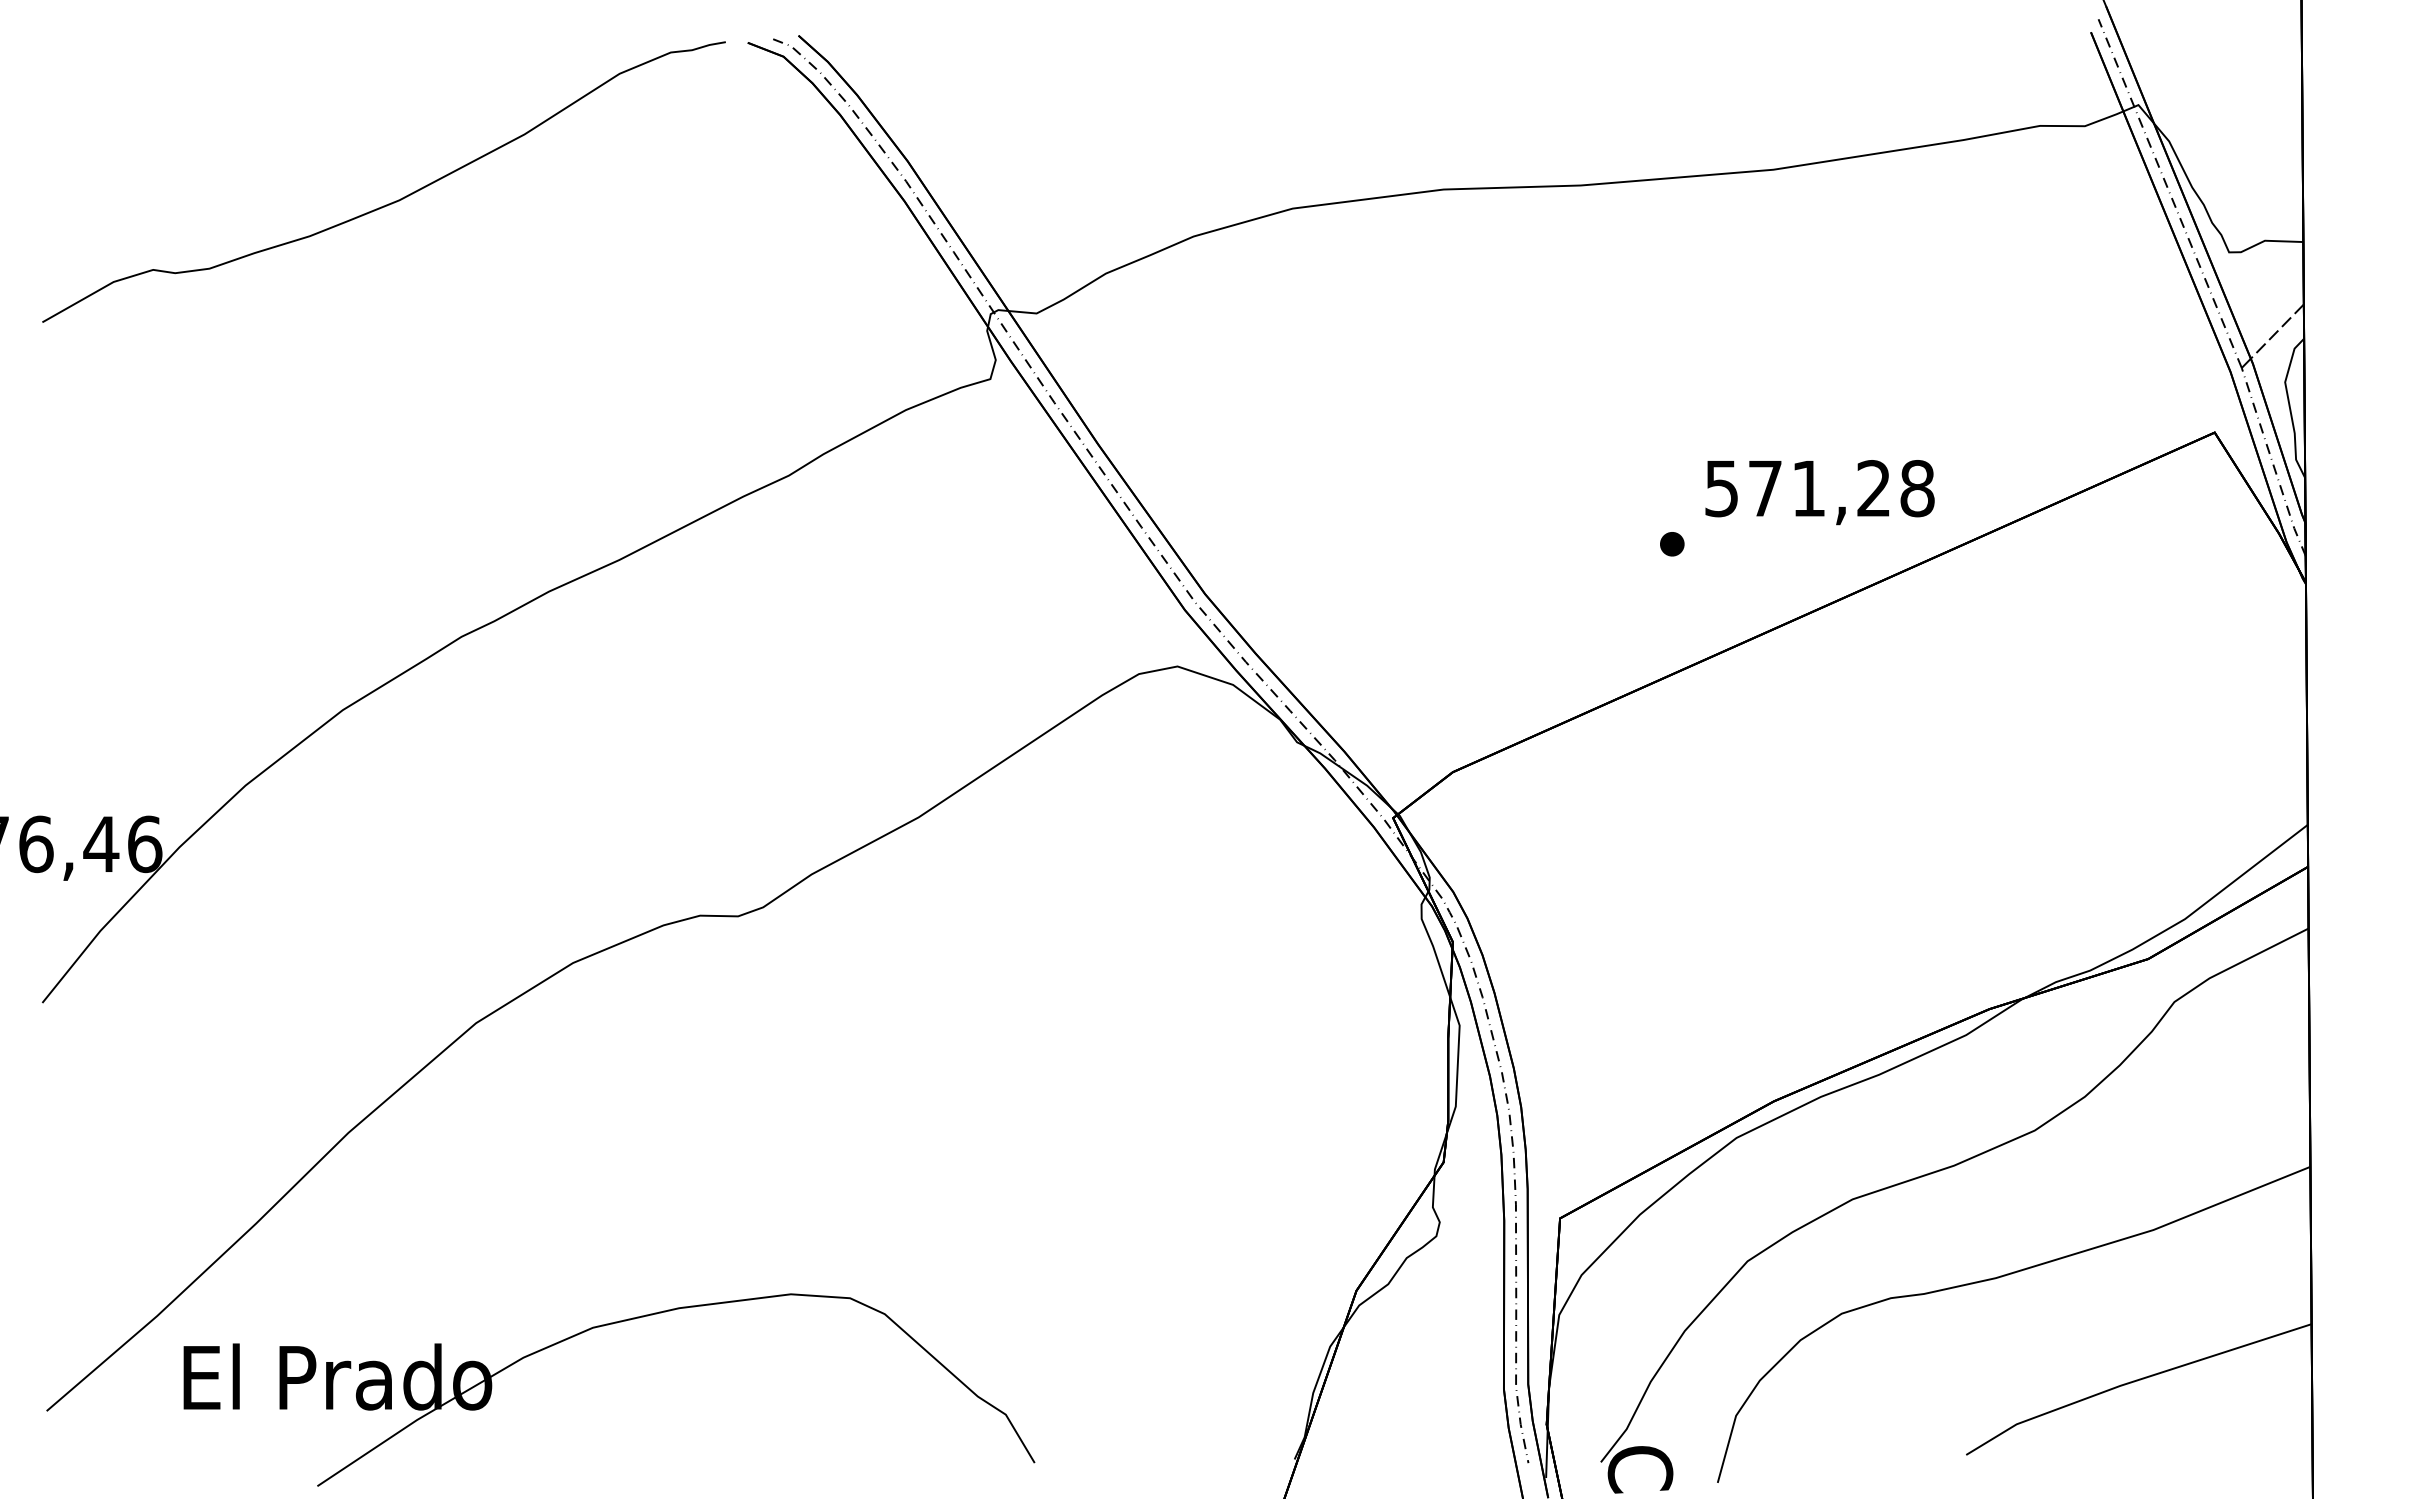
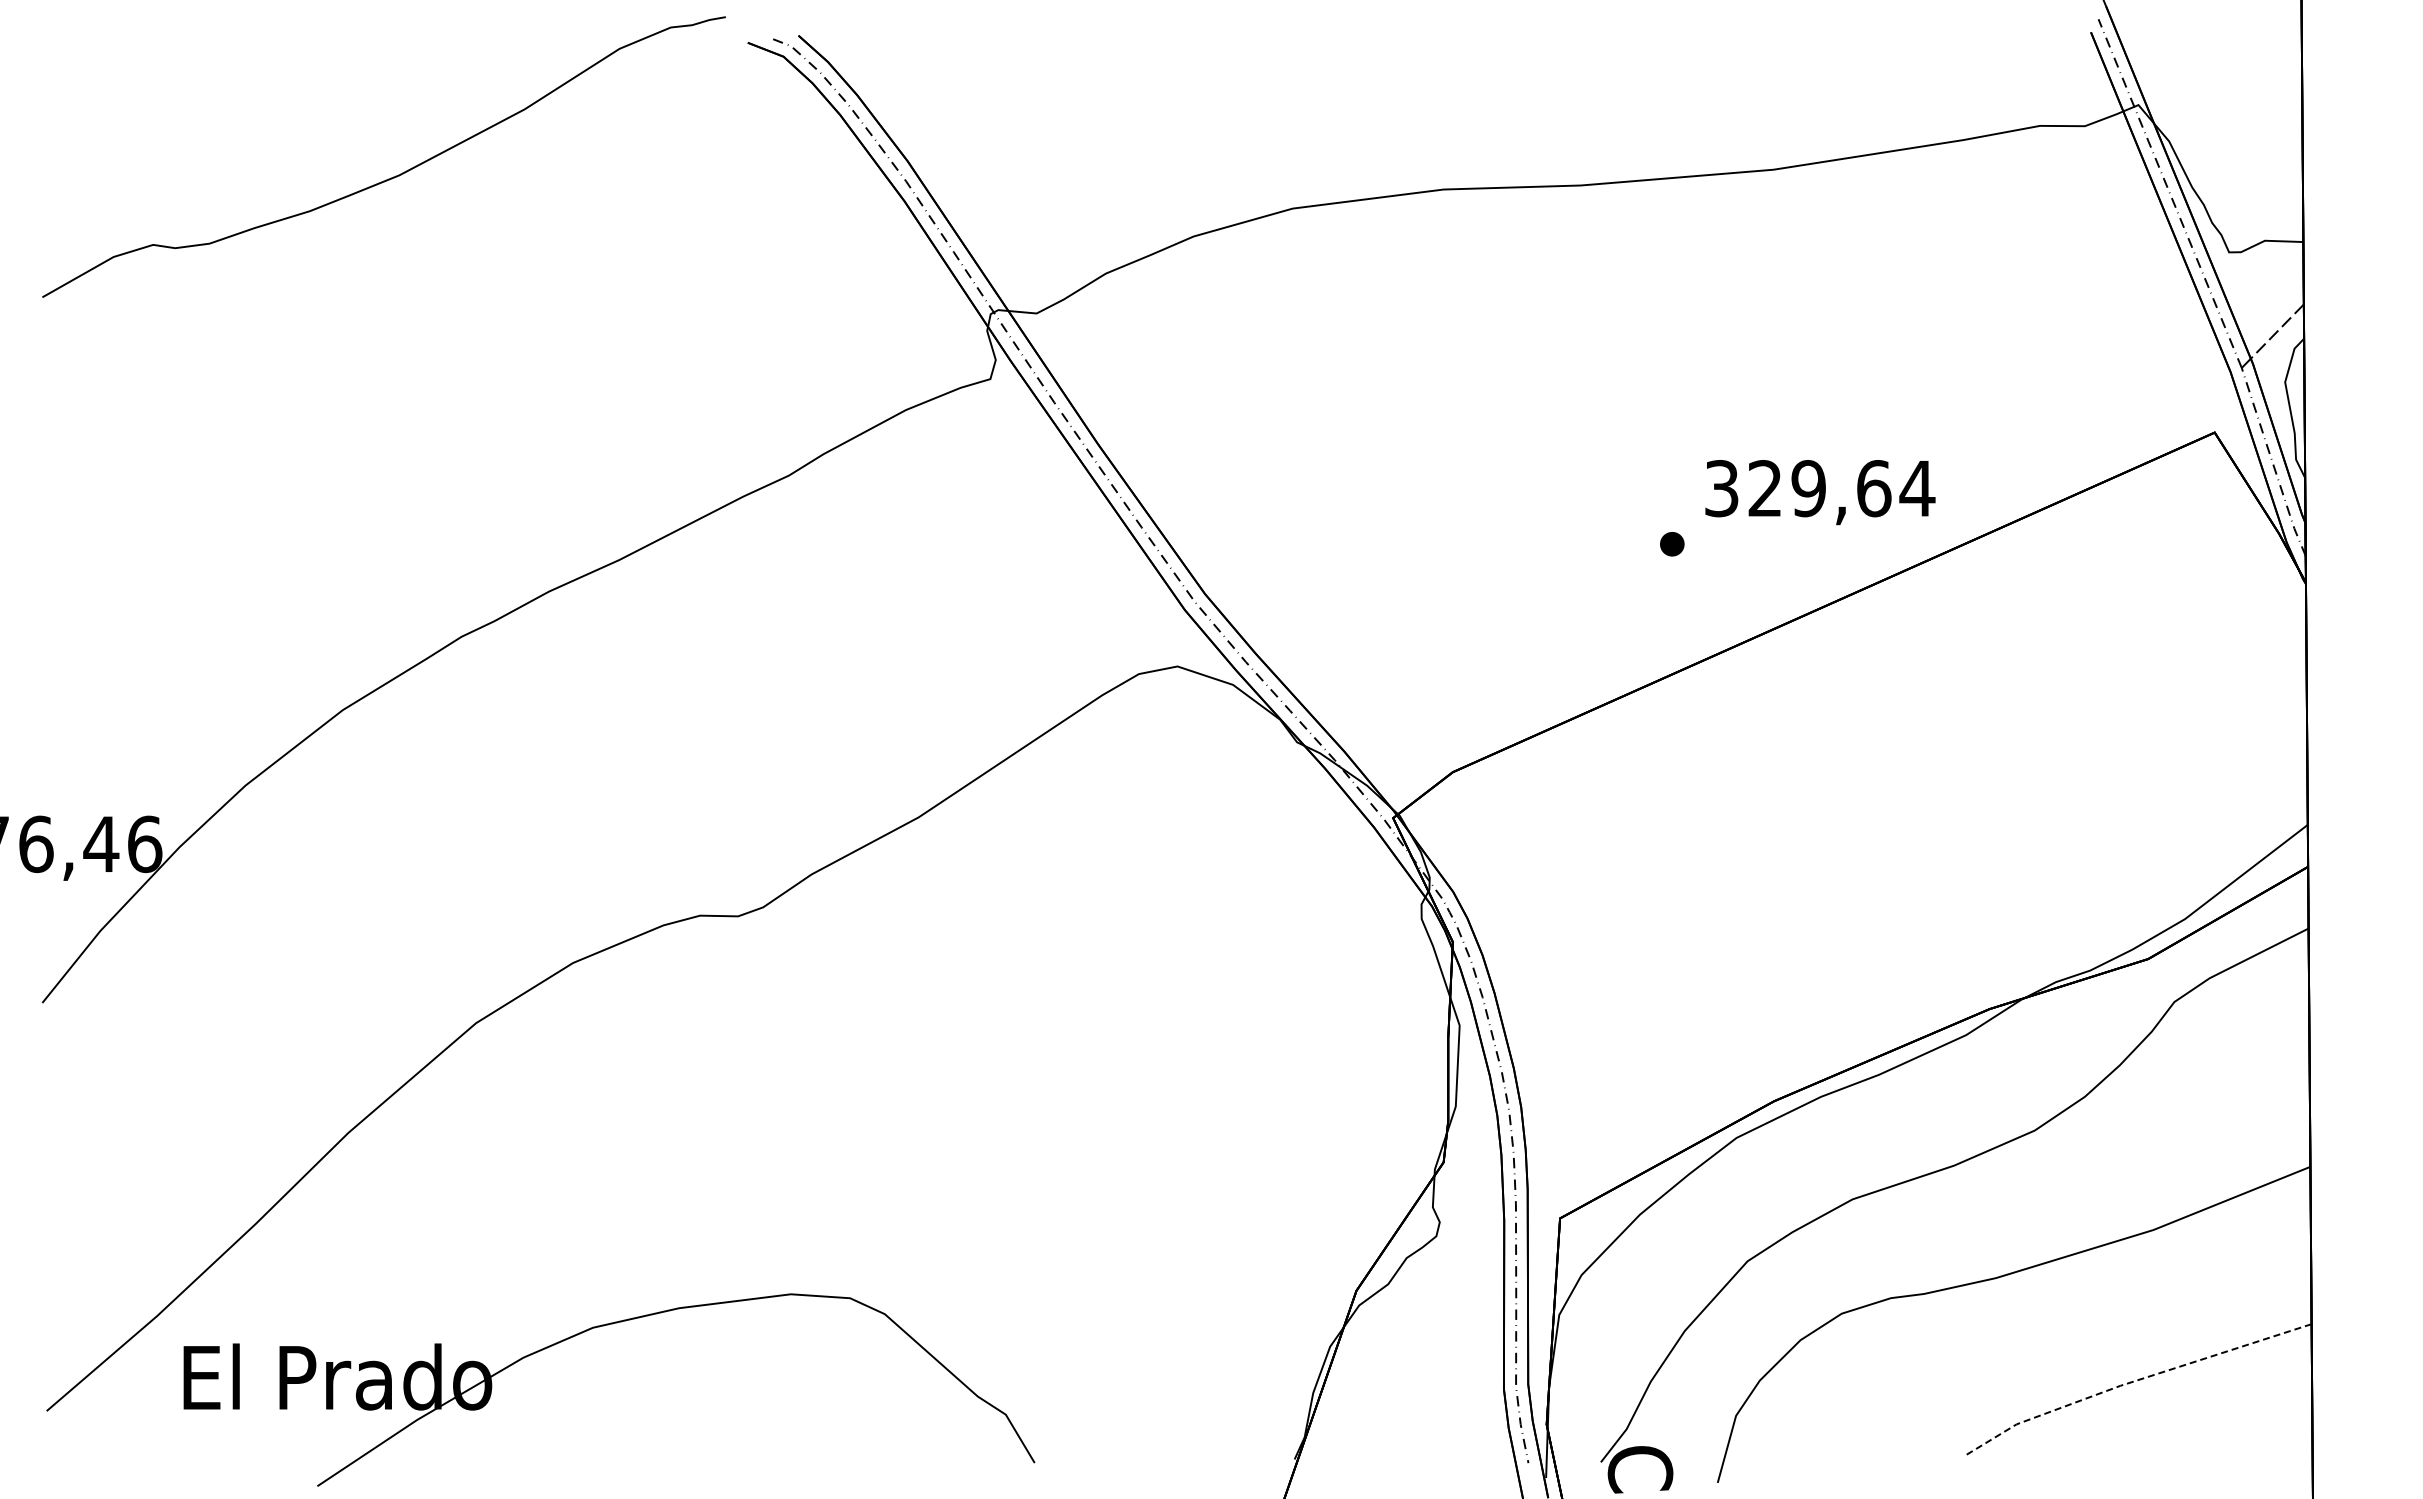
curve position: (393, 201) -> (393, 176) (393, 176)
text: 571,28 -> 329,64 (1820, 488)
line: solid -> dashed (2133, 1381)
